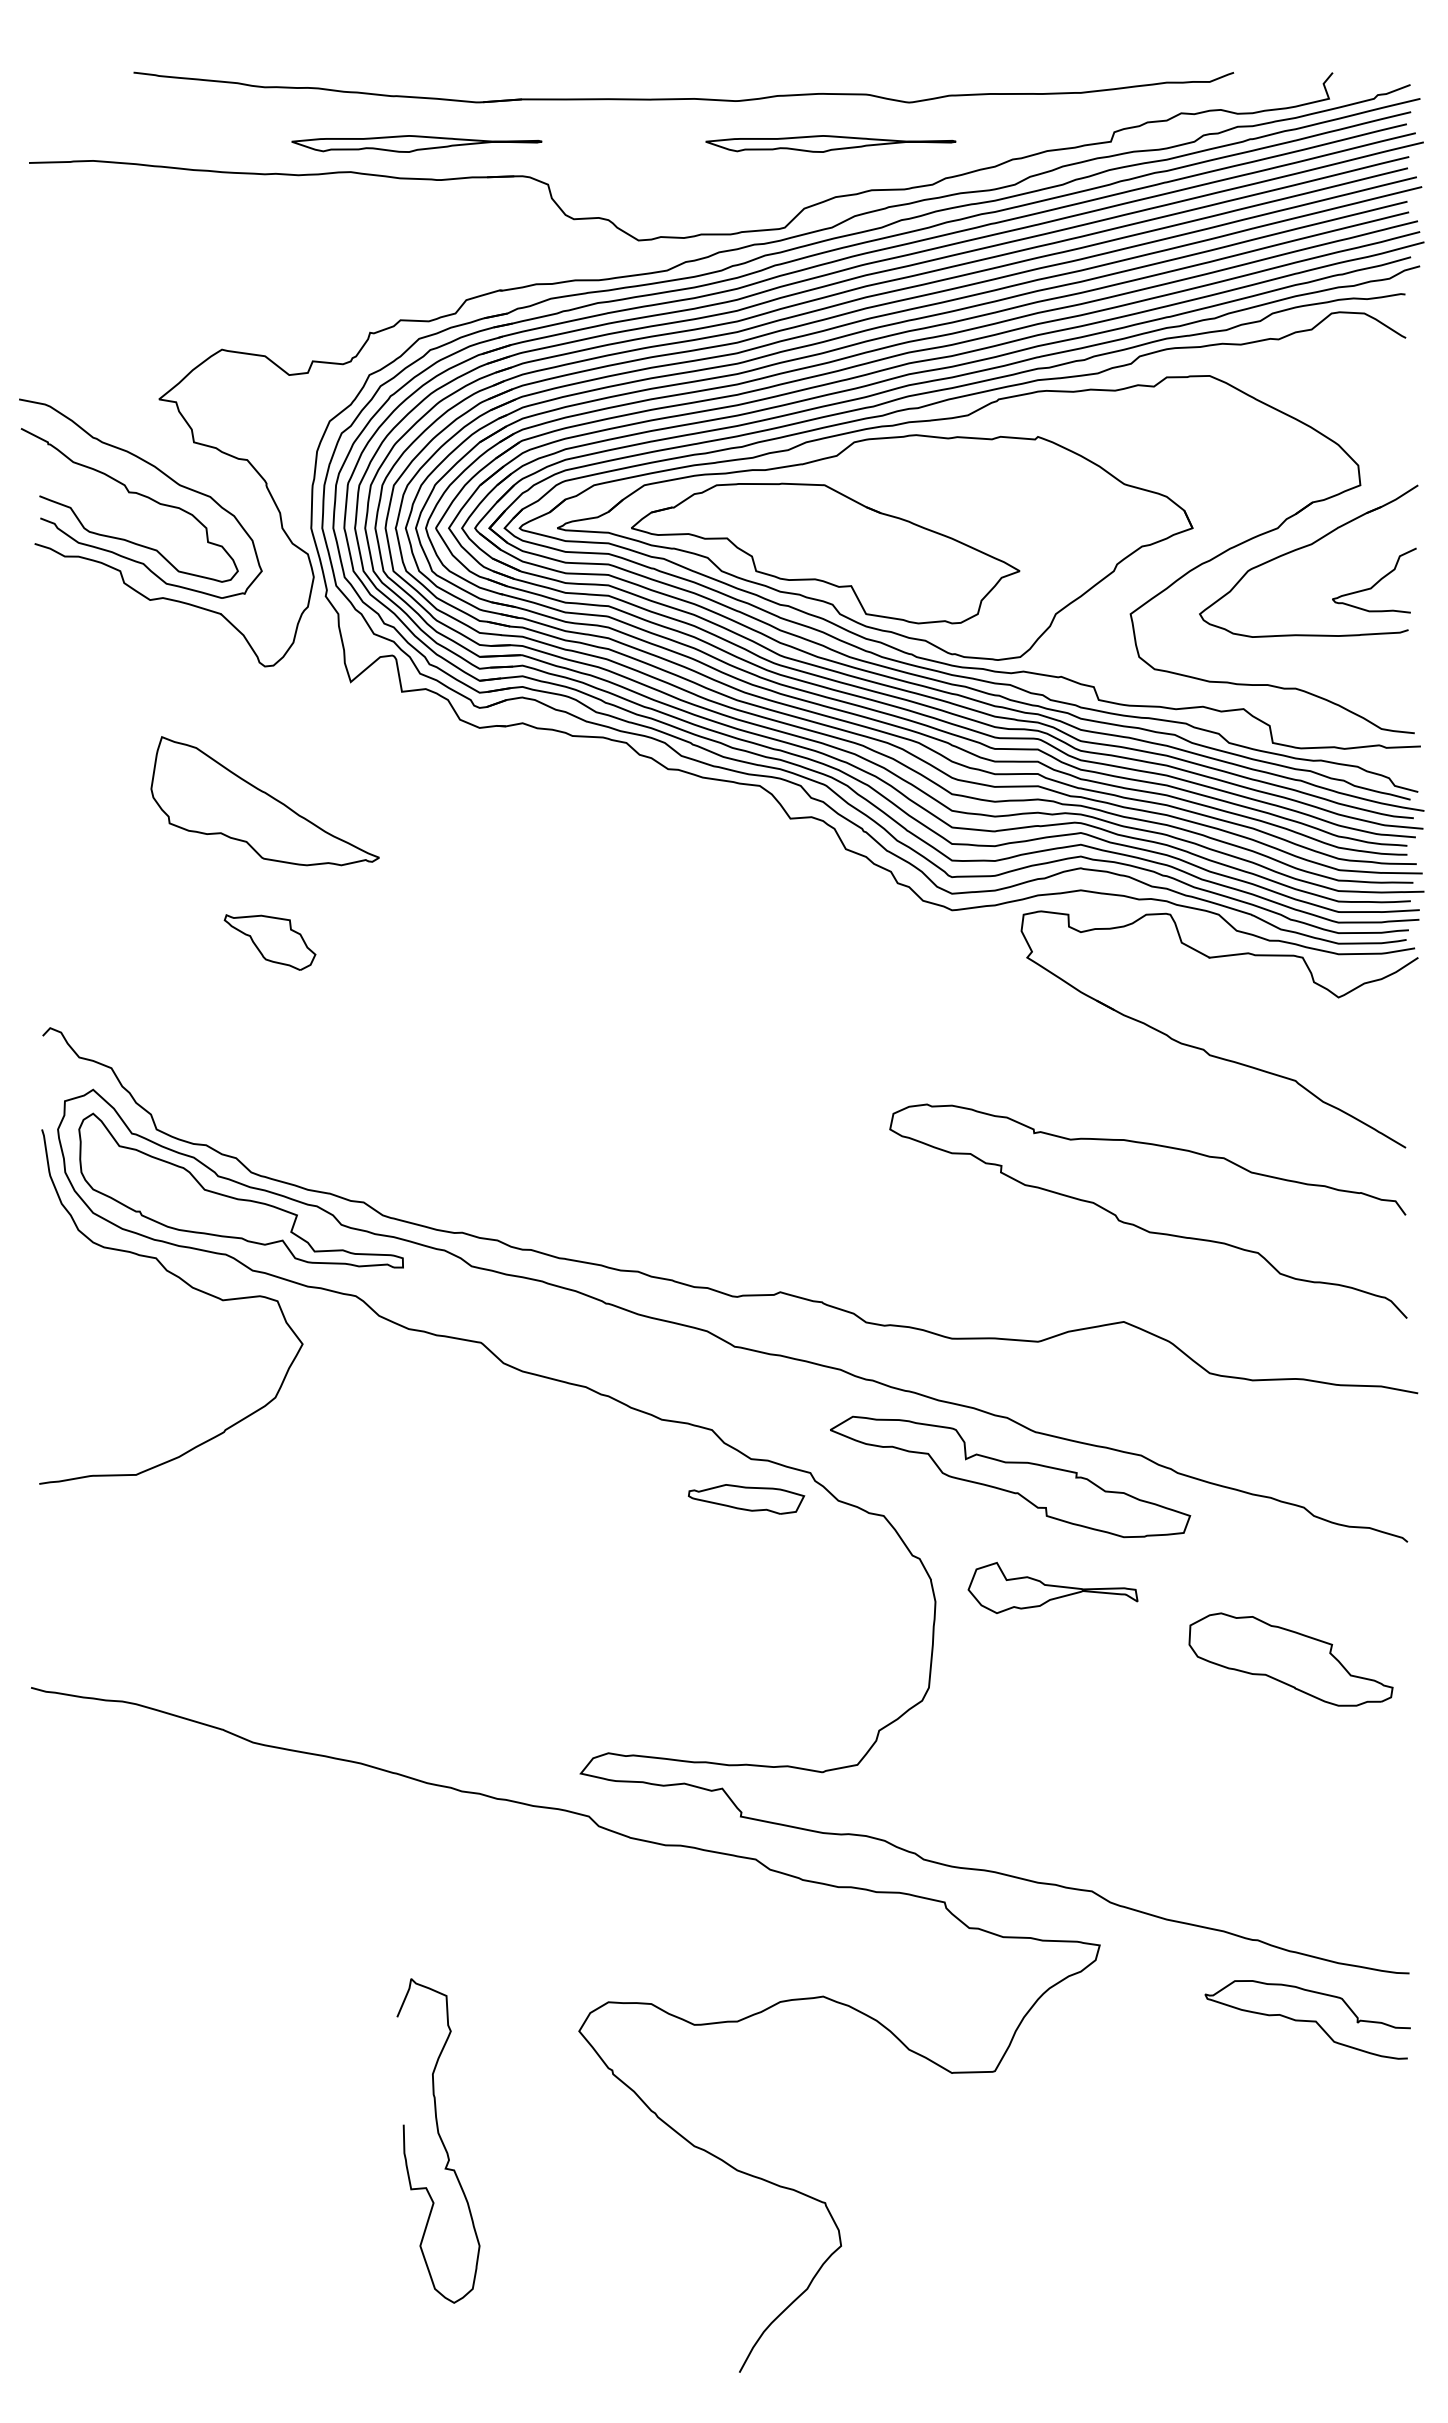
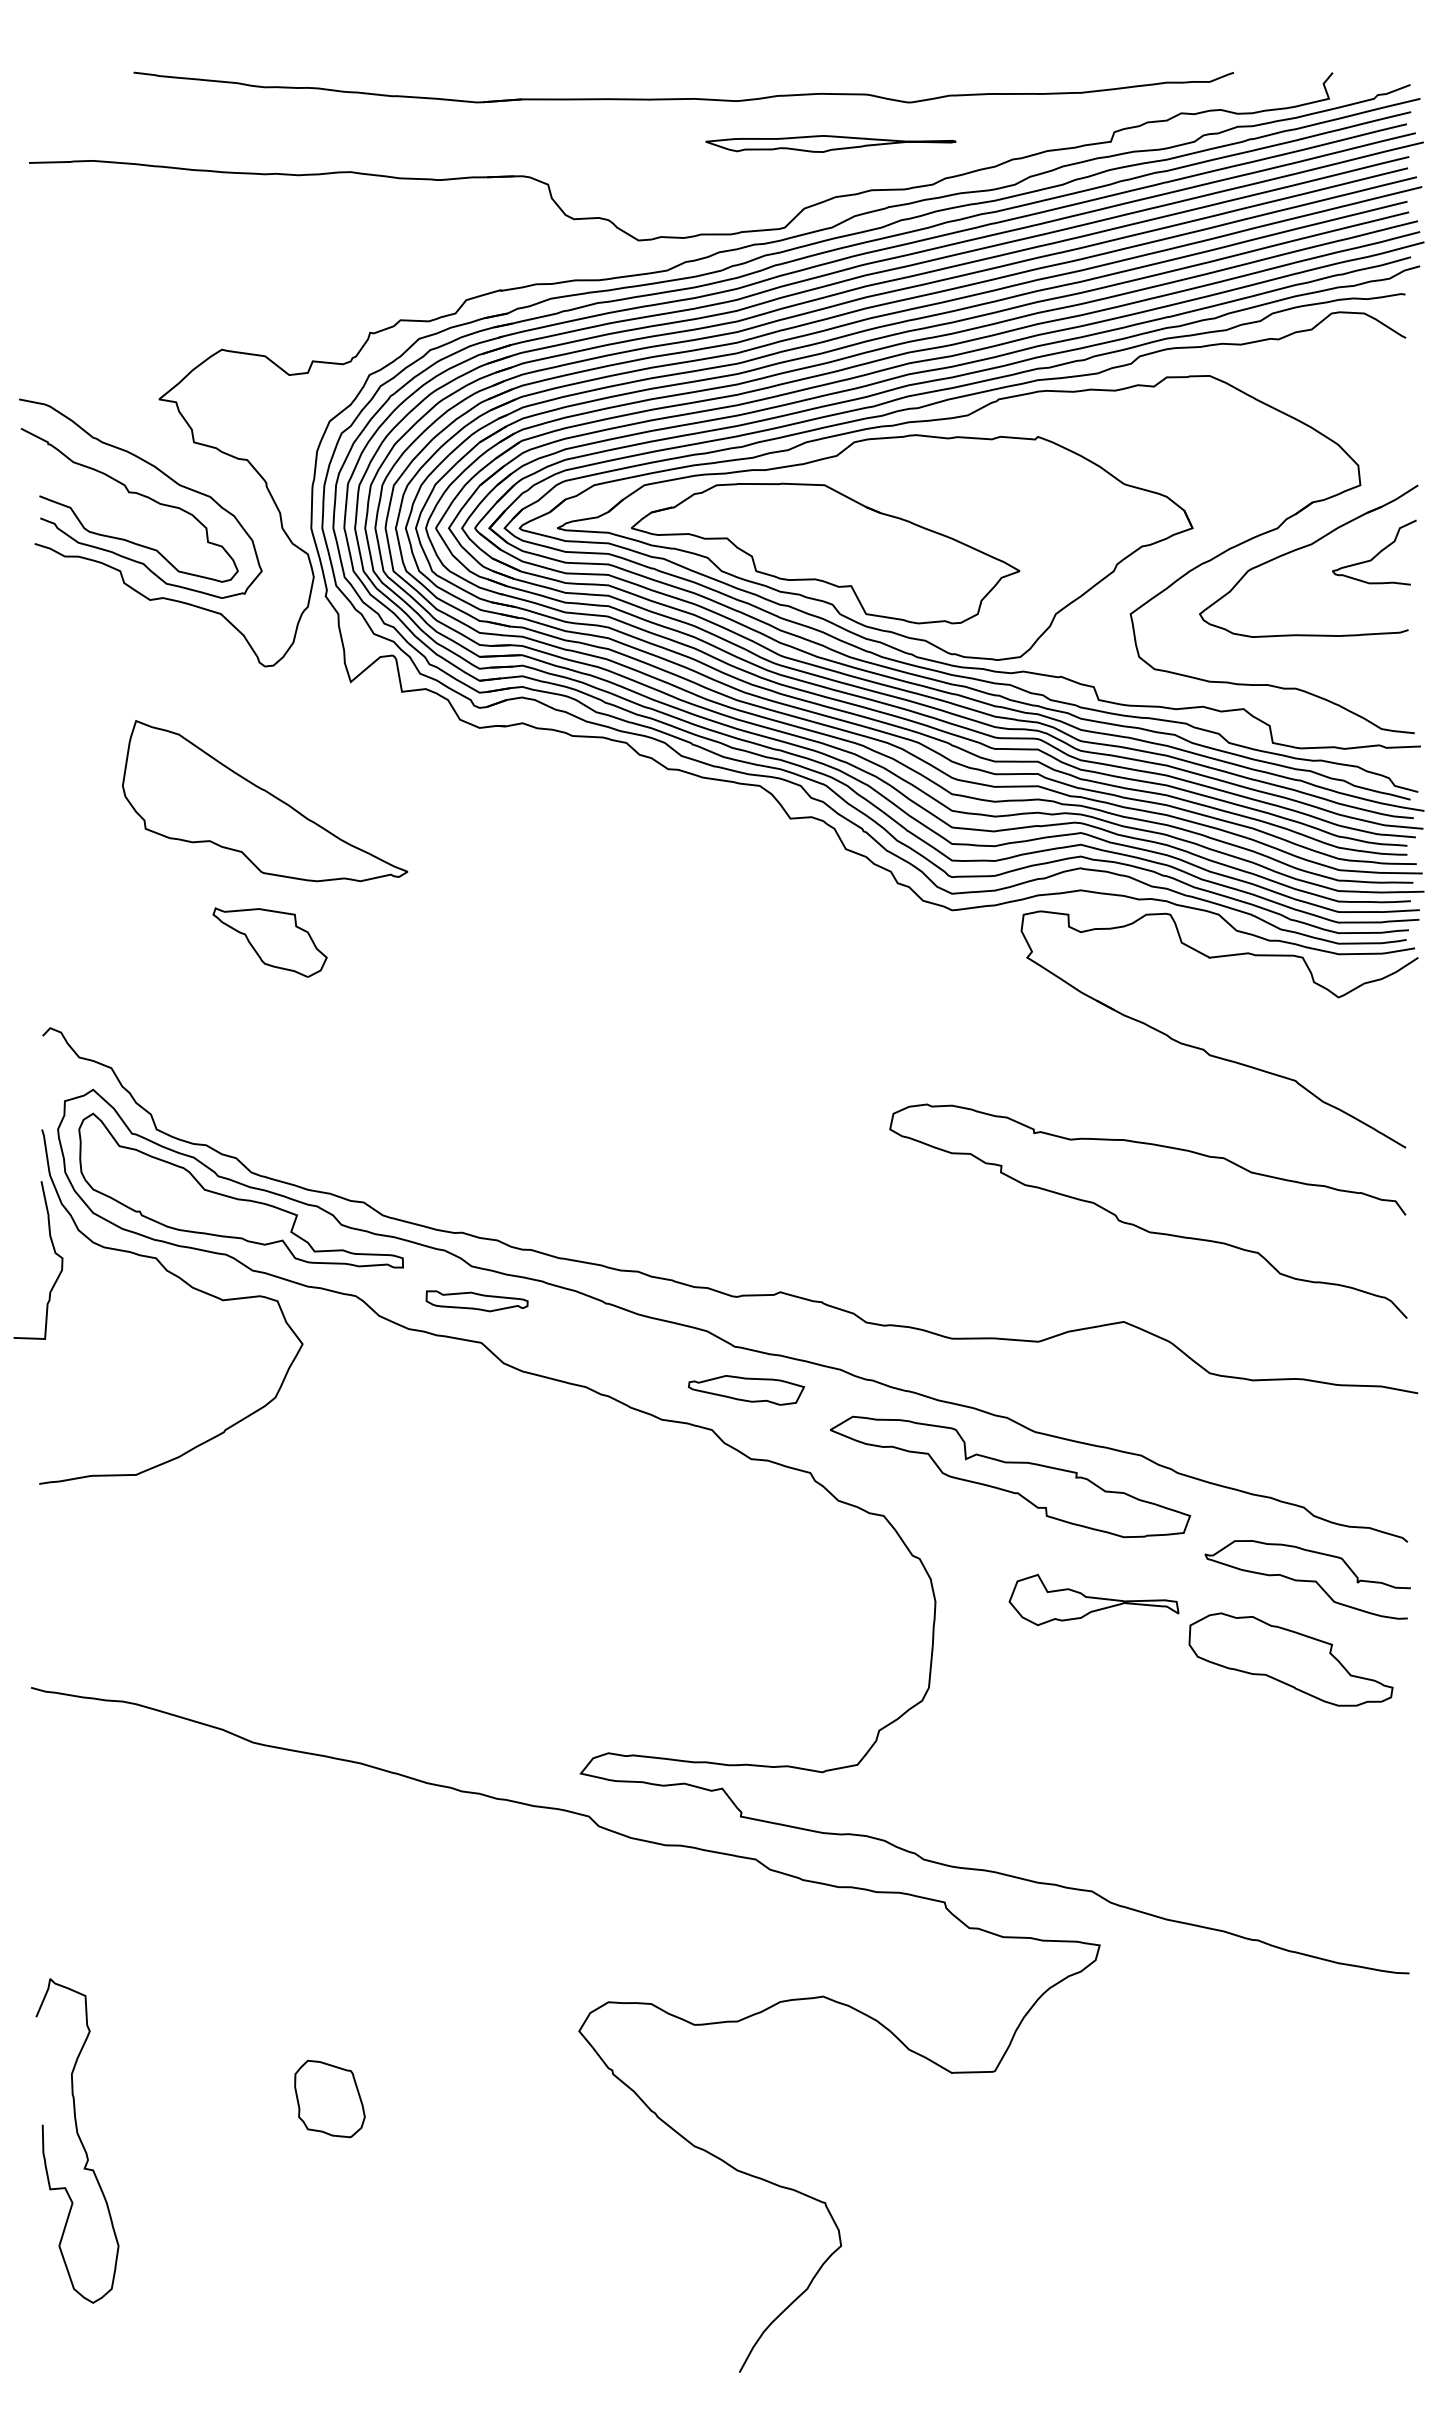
part: present -> none (416, 143)
curve position: (1376, 582) -> (1376, 554) (1376, 554)
part size: 230x131 px -> 287x163 px (265, 801)
part size: 94x57 px -> 116x71 px (269, 942)
curve: none -> present (54, 1253)
part: none -> present (476, 1301)
part position: (746, 1499) -> (746, 1390) (746, 1390)
part position: (1052, 1587) -> (1093, 1599) (1093, 1599)
curve position: (1307, 2020) -> (1307, 1580) (1307, 1580)
part: none -> present (329, 2099)
curve position: (440, 2140) -> (79, 2140) (79, 2140)
